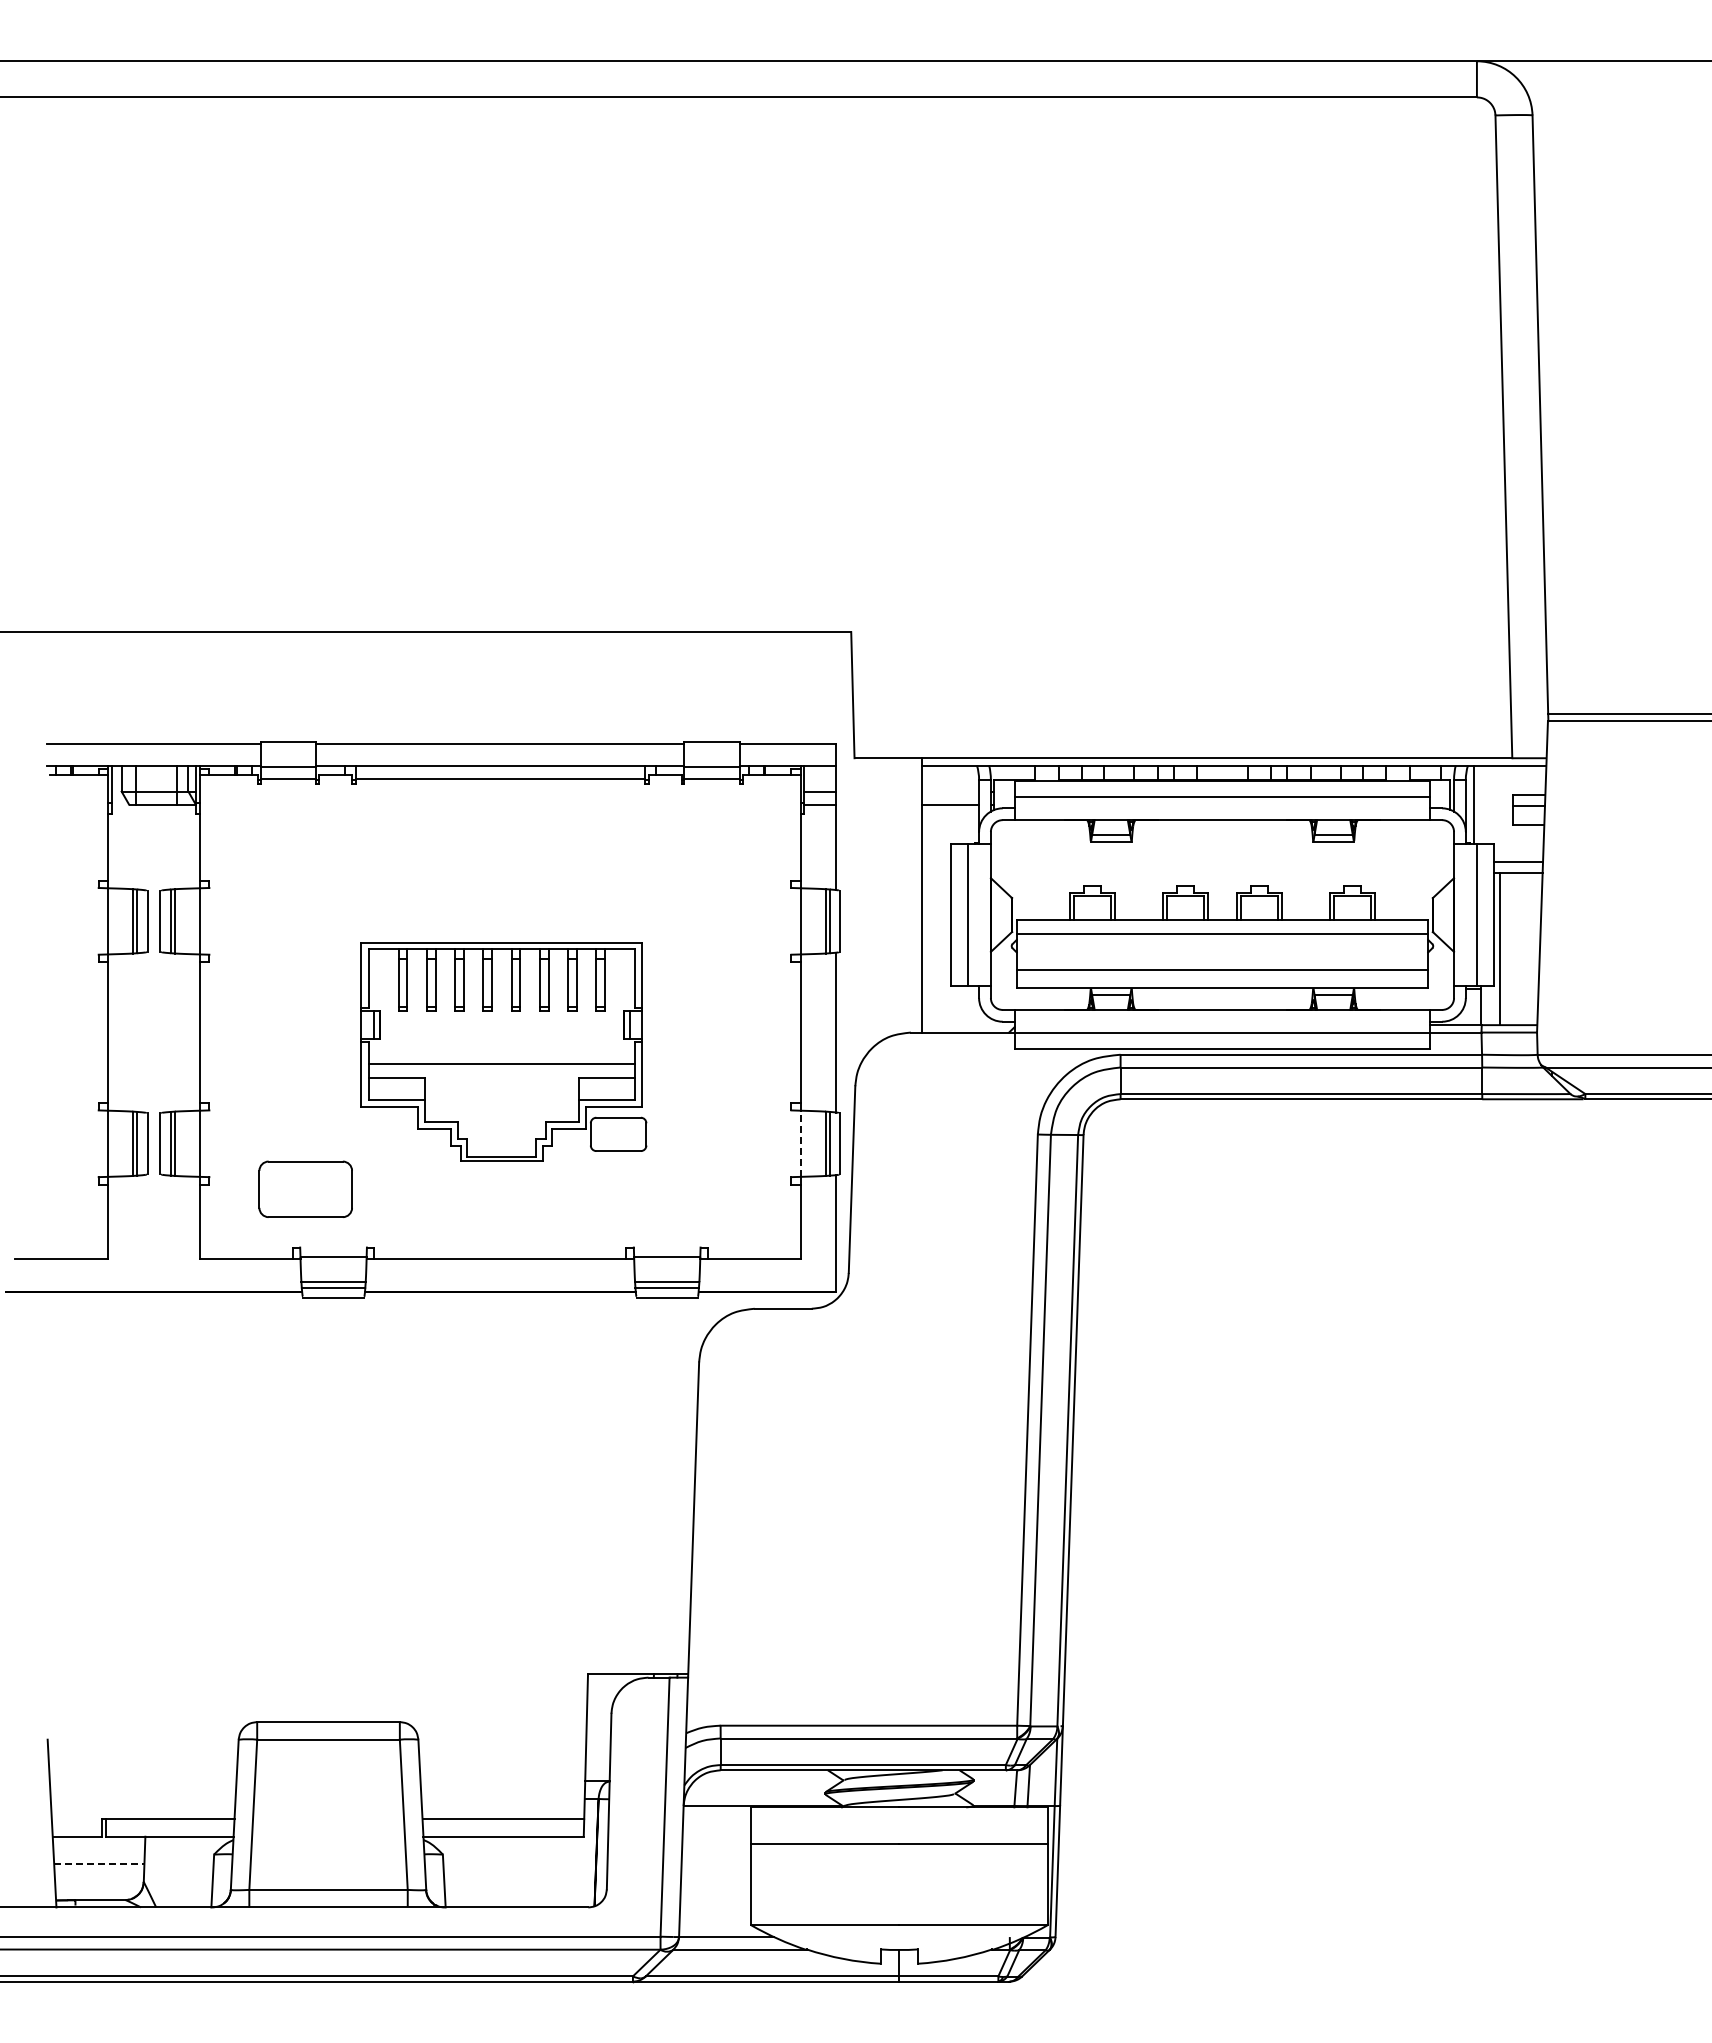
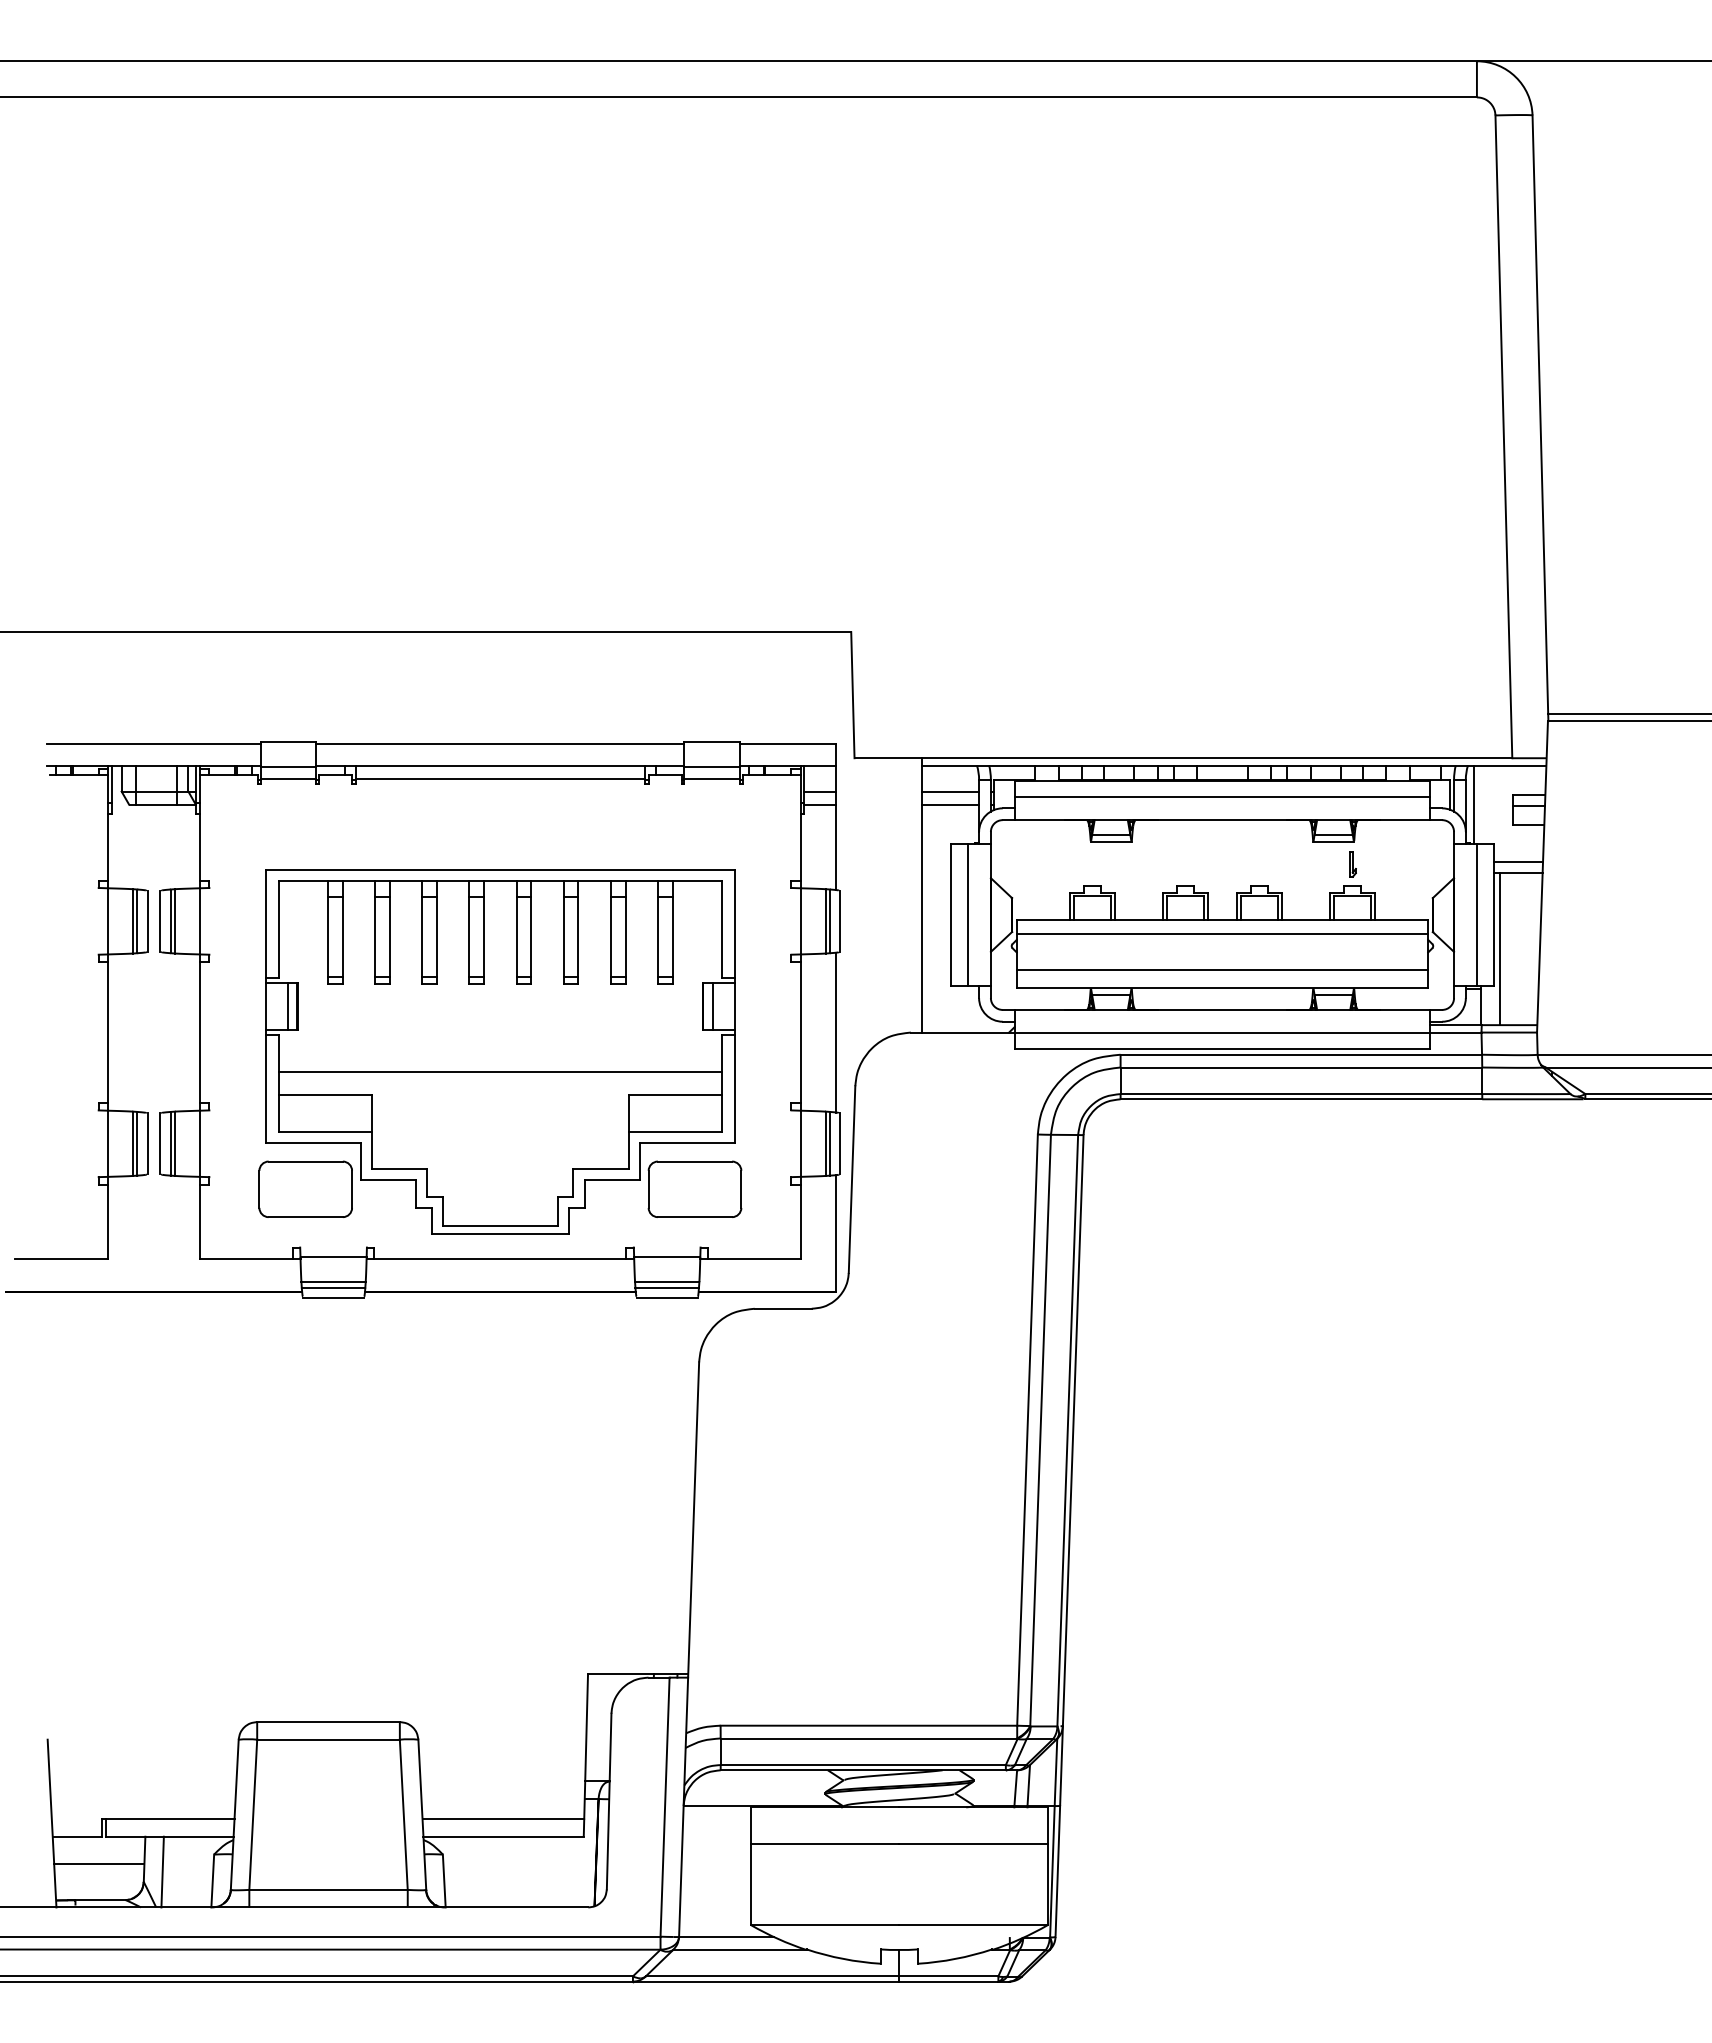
line: none -> present (950, 791)
part: none -> present (1352, 864)
part size: 288x220 px -> 478x366 px (503, 1051)
line: dashed -> solid (800, 1143)
line: dashed -> solid (99, 1863)
line: none -> present (162, 1871)
